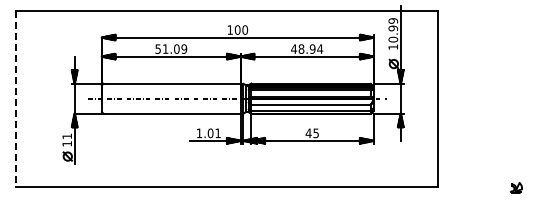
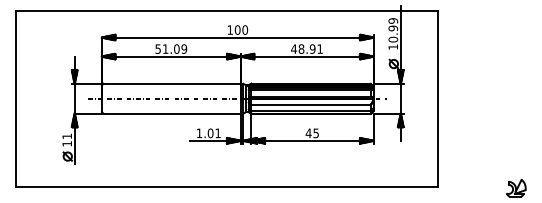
text: 48.94 -> 48.91 (320, 48)
line: dashed -> solid (16, 99)
part size: 13x12 px -> 21x20 px (516, 187)
